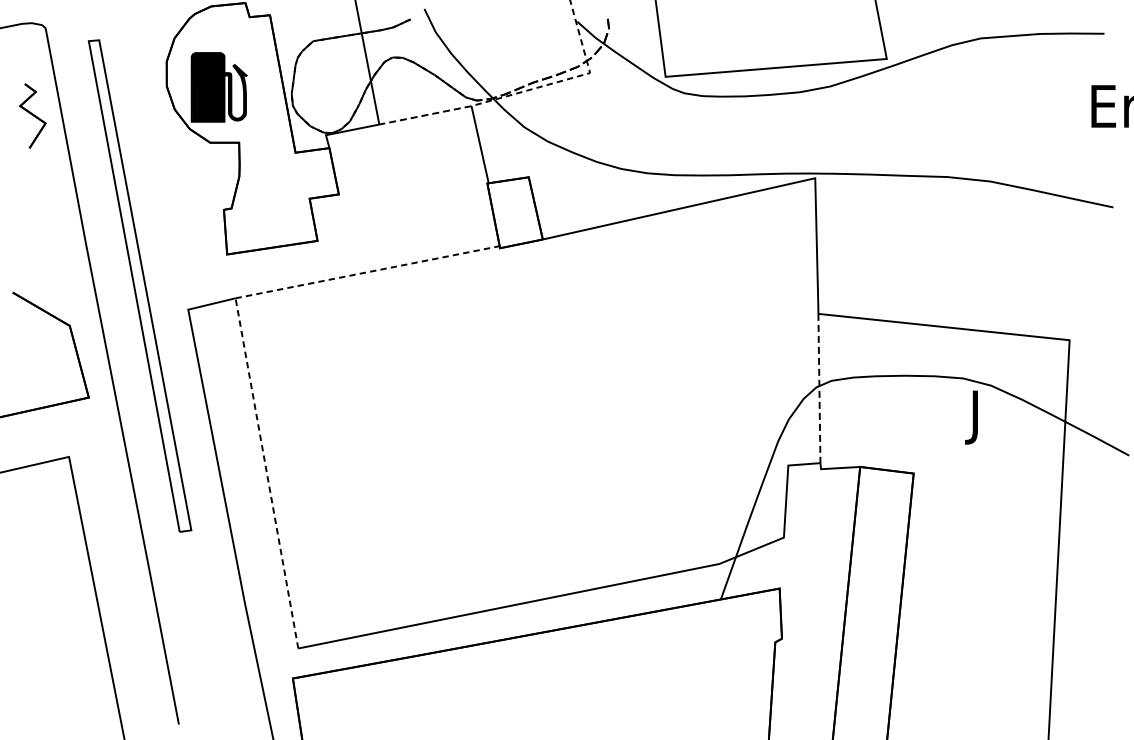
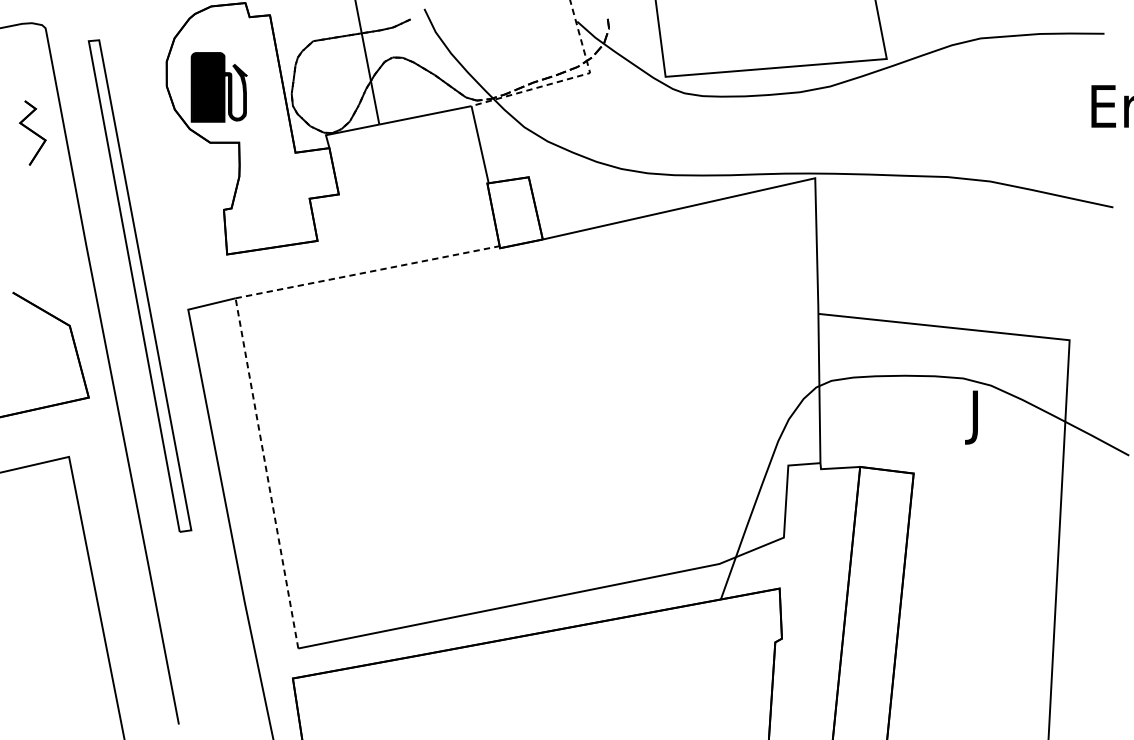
part position: (32, 115) -> (32, 132) (32, 132)
line: dashed -> solid (425, 115)
line: dashed -> solid (819, 388)
